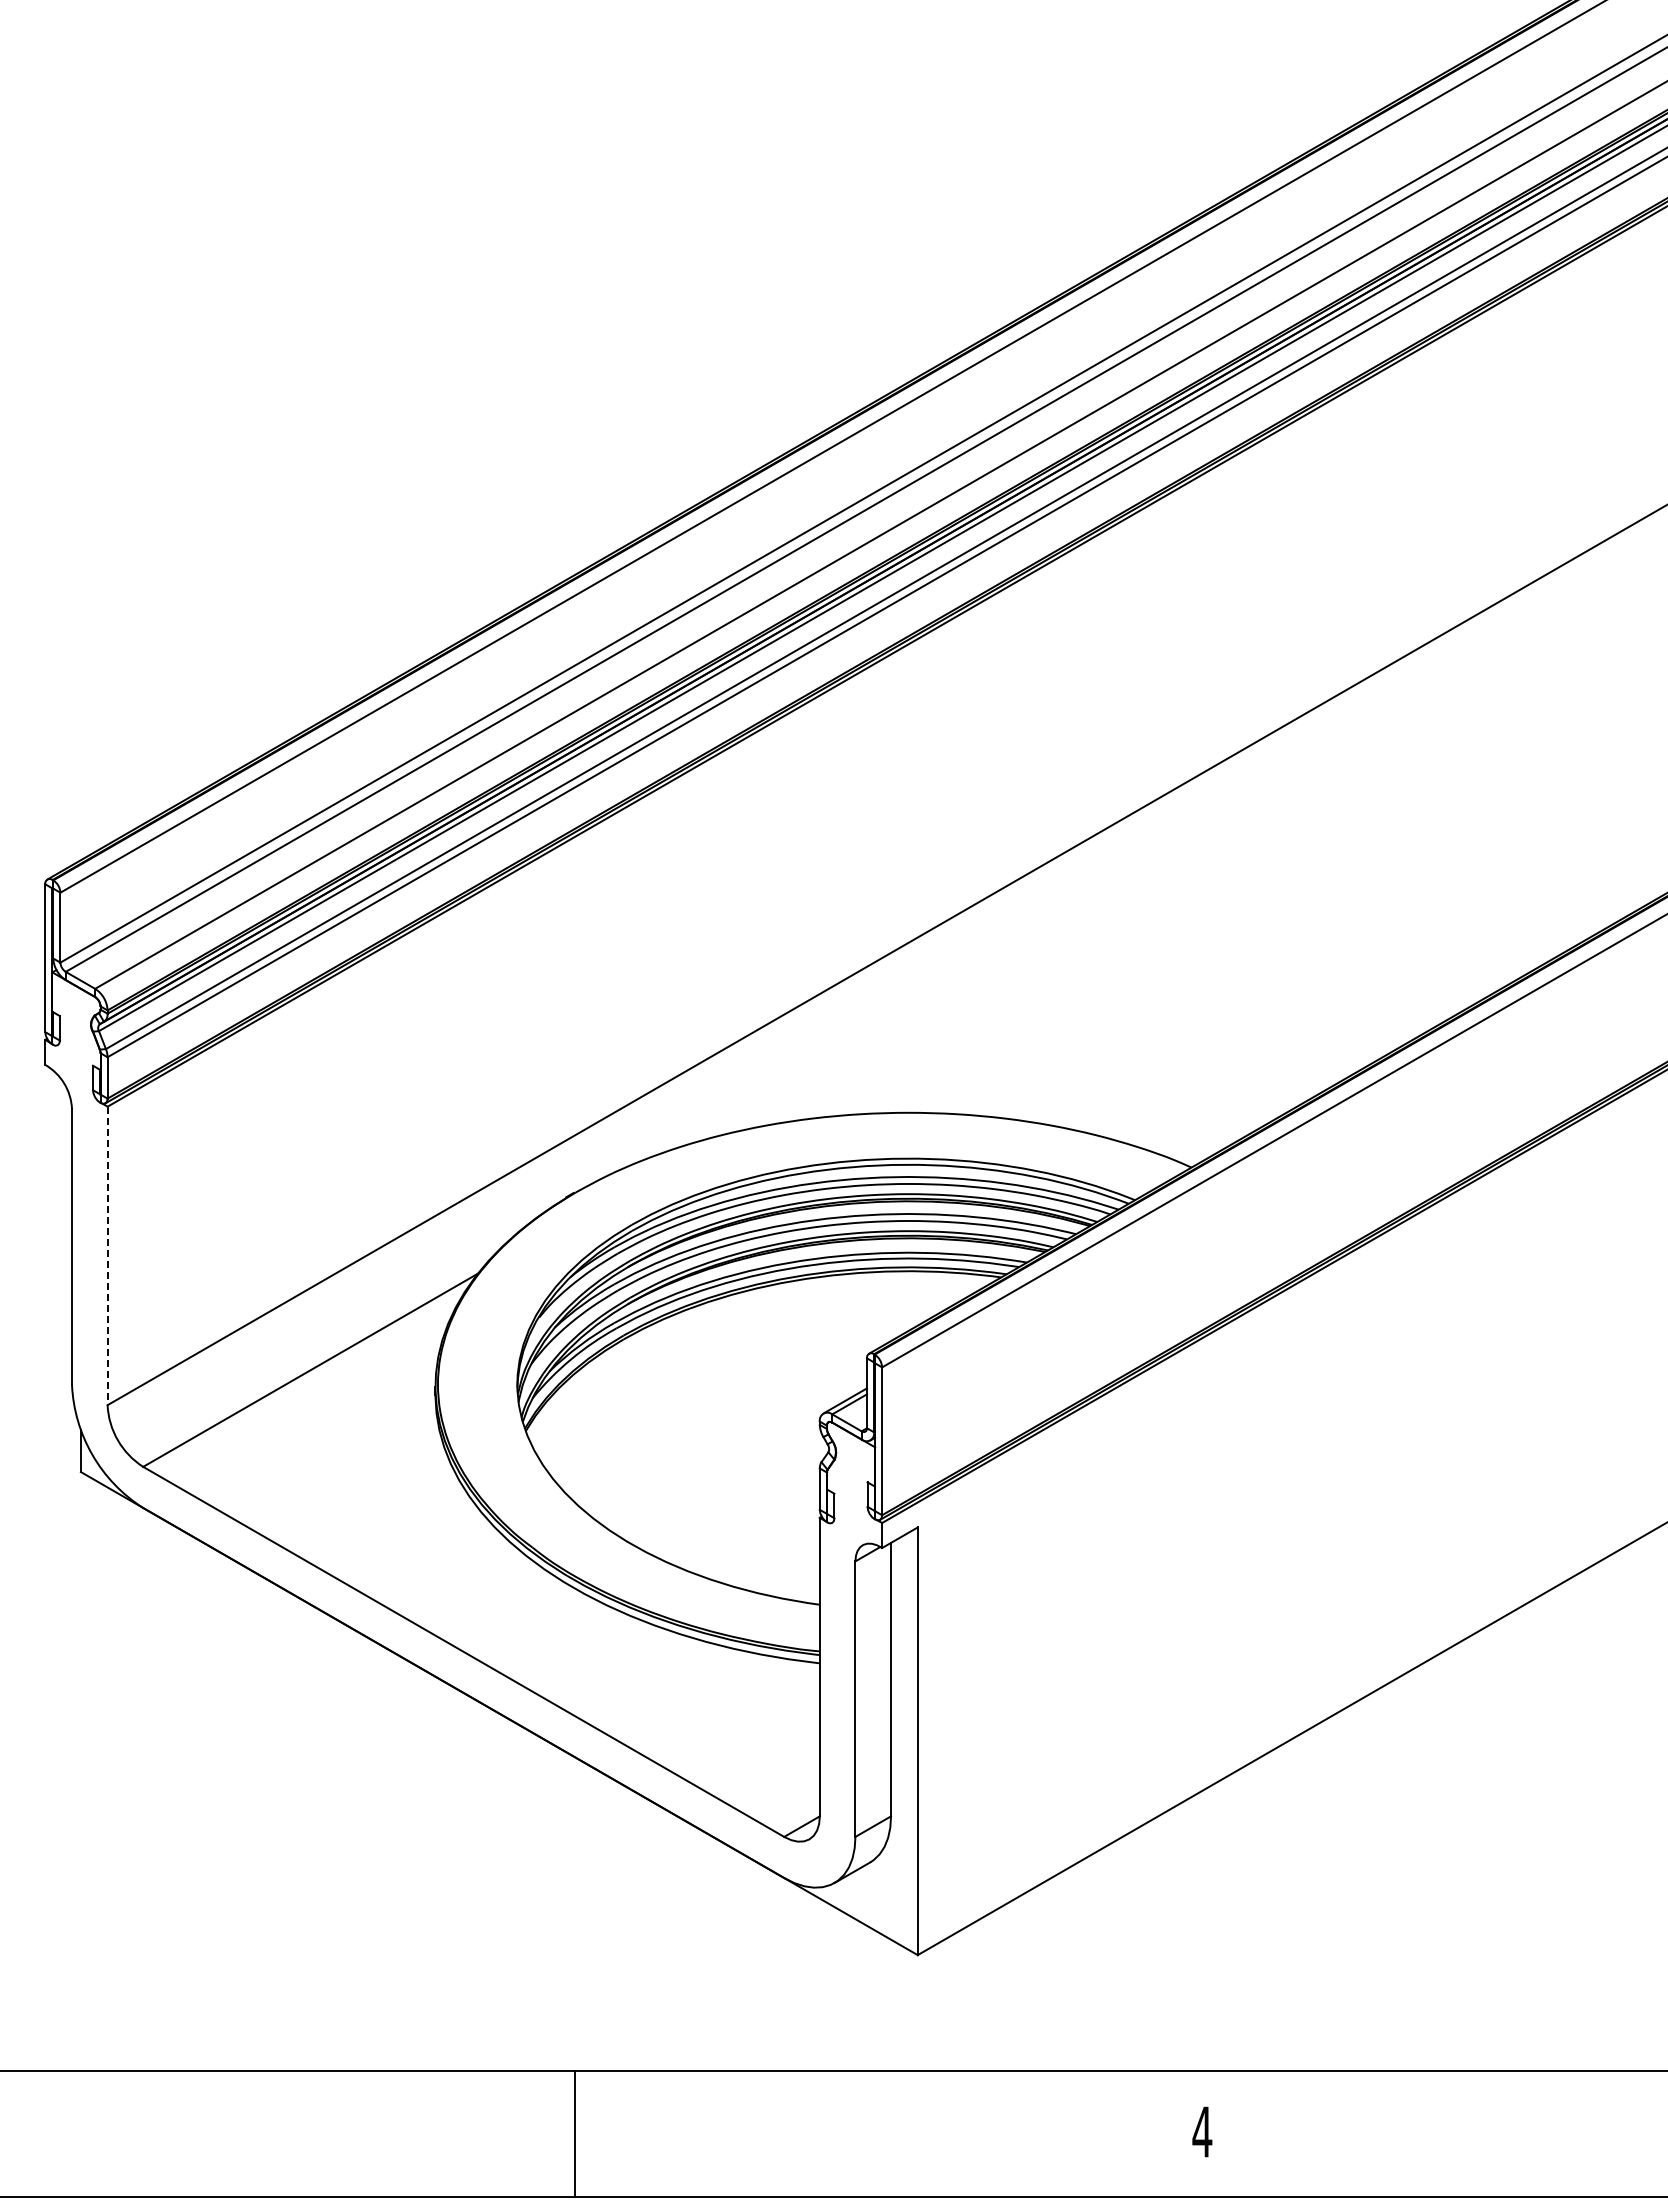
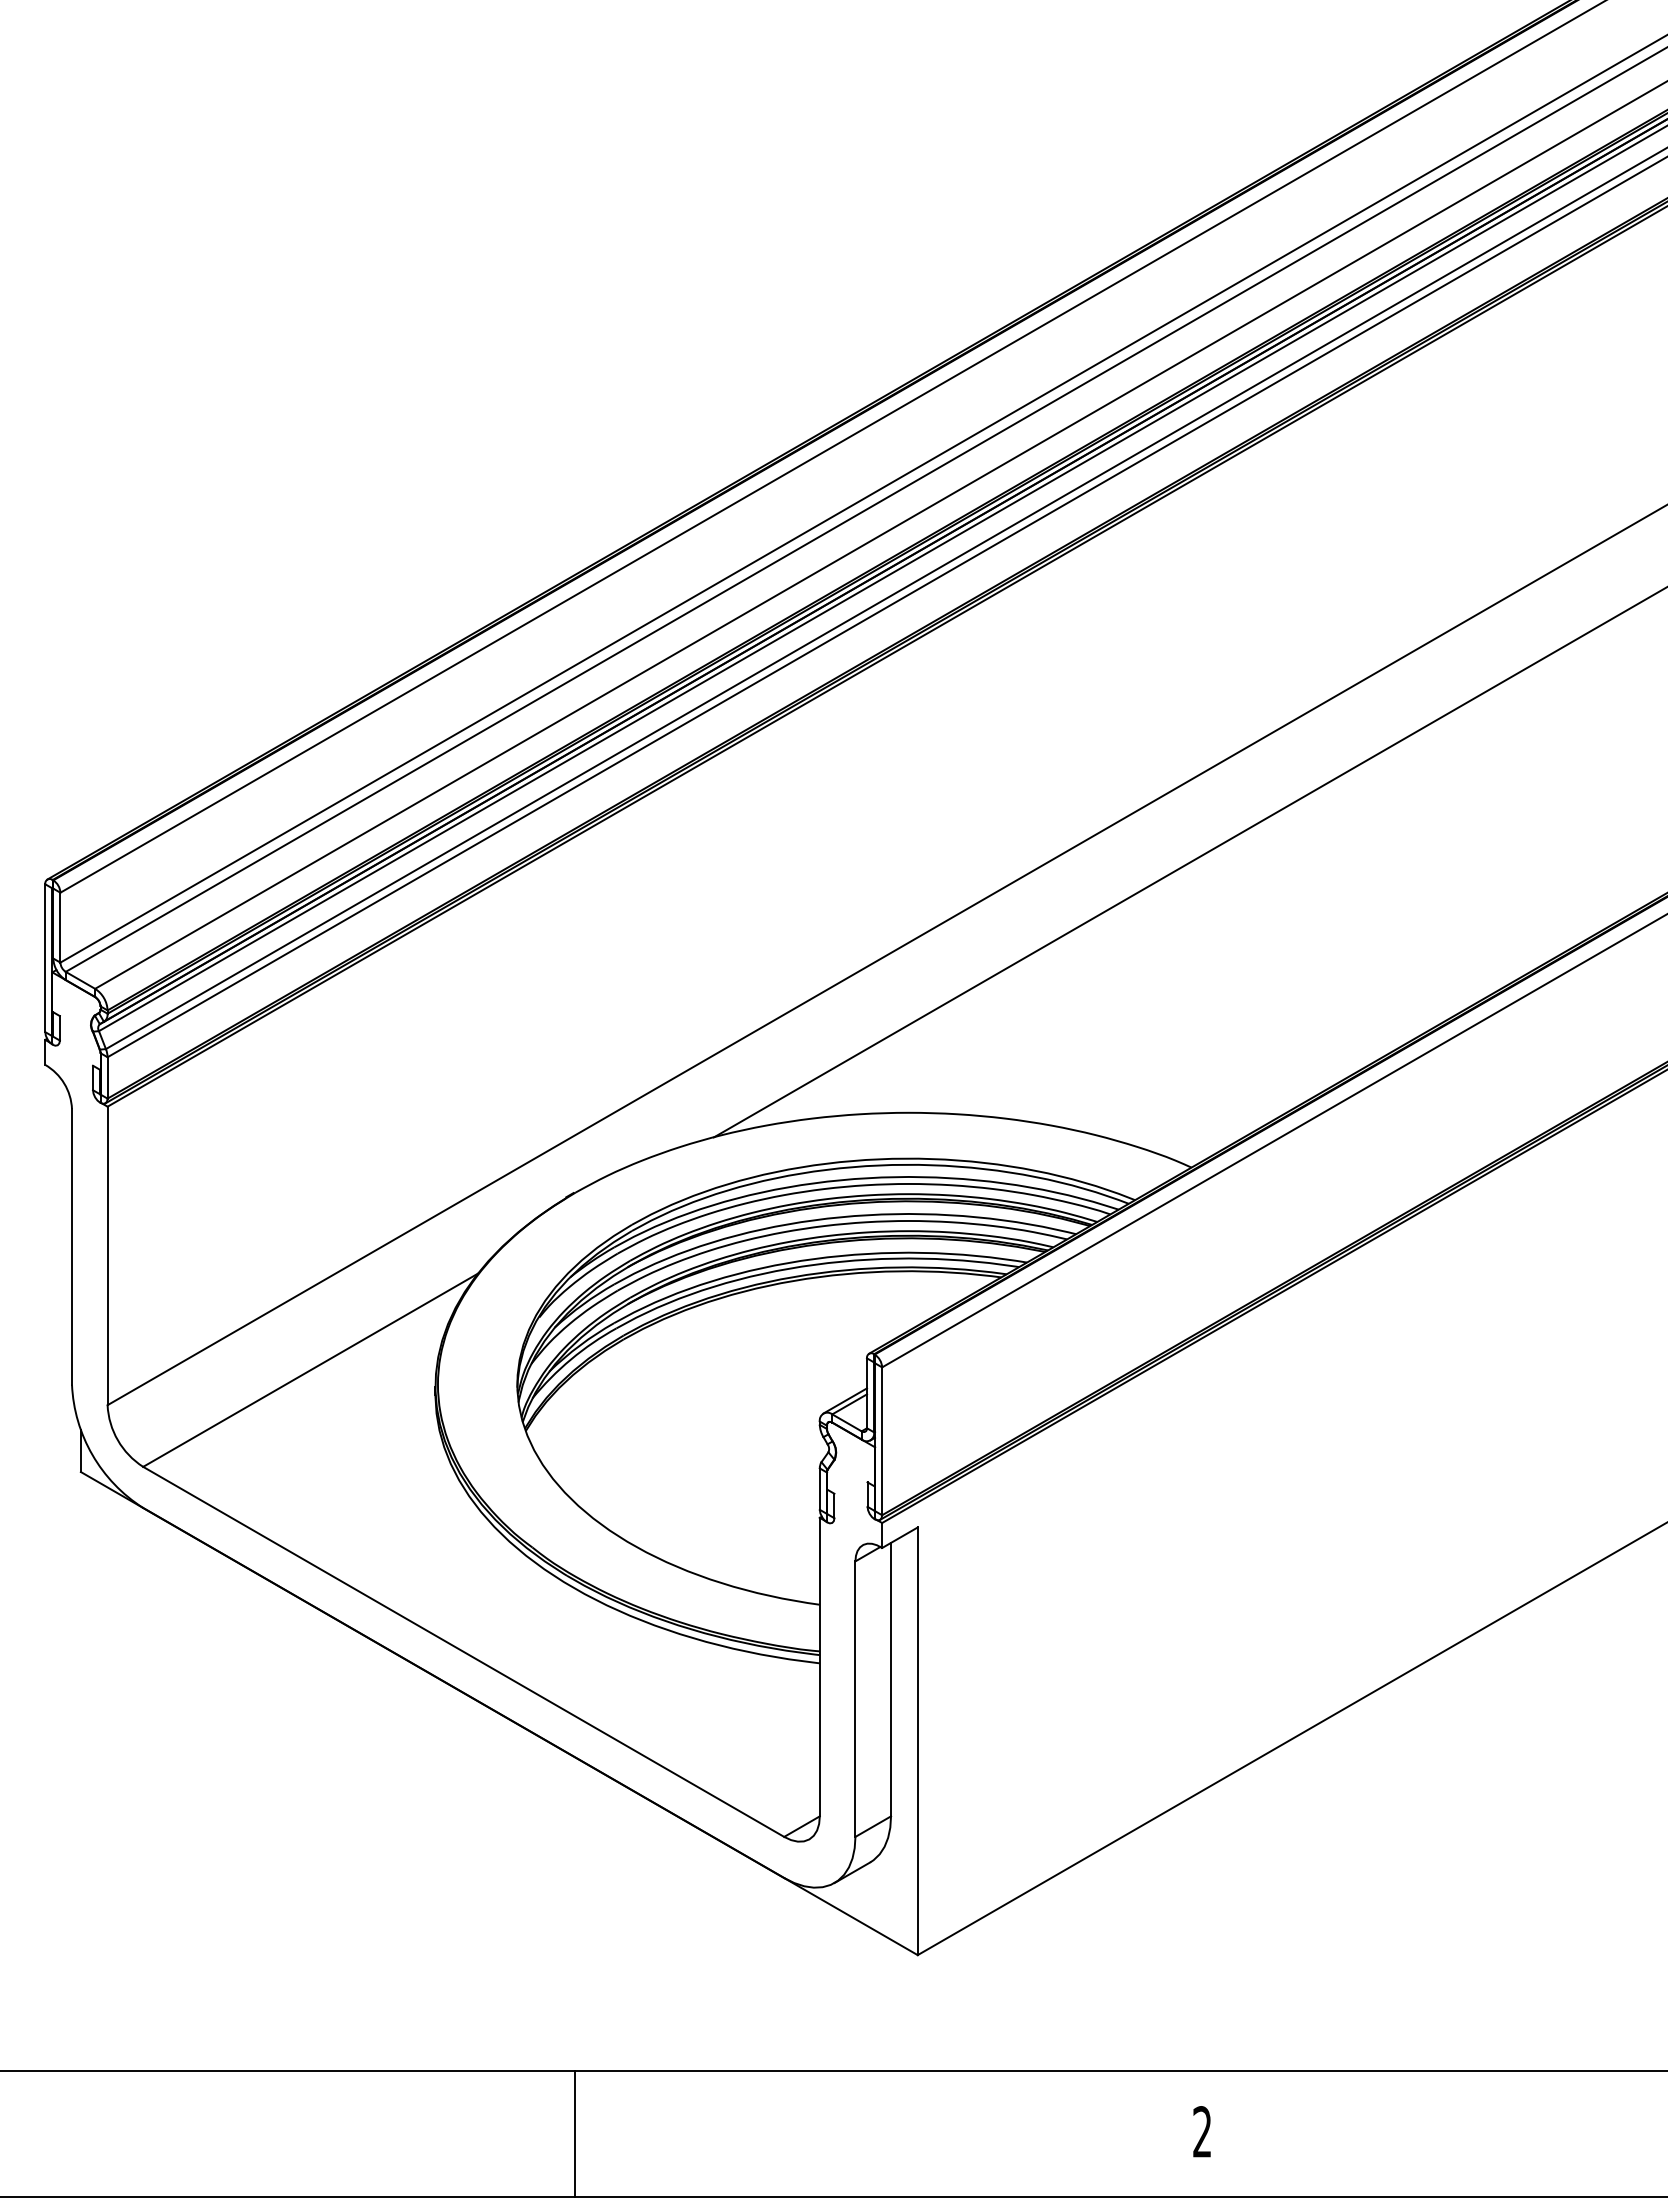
line: none -> present (1188, 862)
line: dashed -> solid (107, 1256)
text: 4 -> 2 (1202, 2131)
